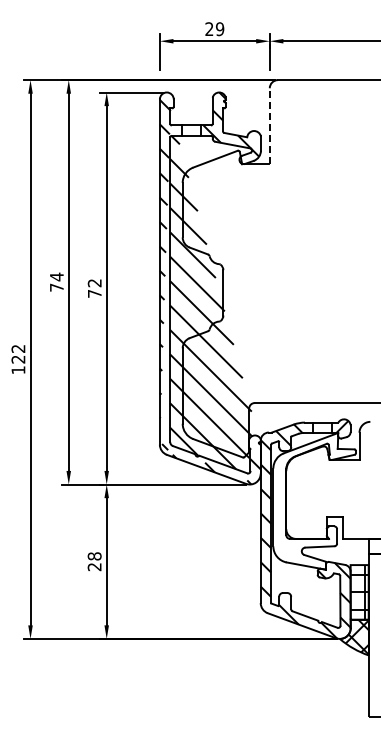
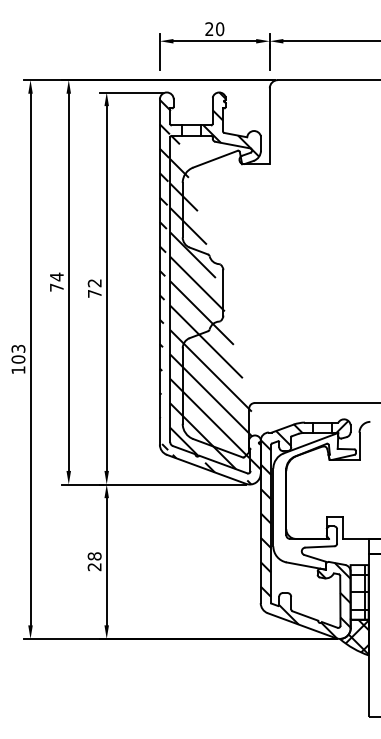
text: 29 -> 20 (220, 29)
line: dashed -> solid (269, 126)
text: 122 -> 103 (18, 354)
